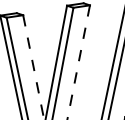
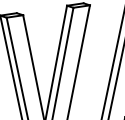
line: dashed -> solid (78, 63)
line: dashed -> solid (33, 67)
